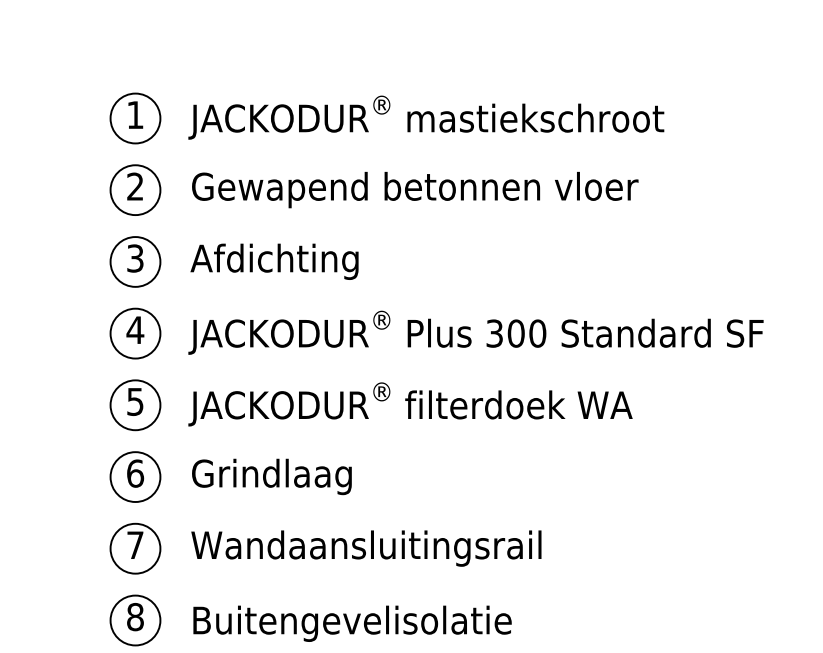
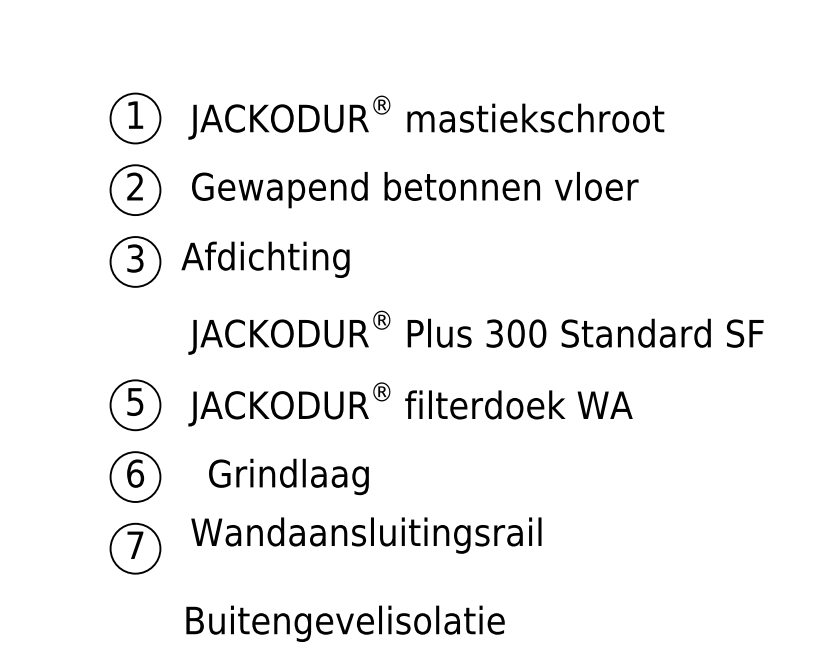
text position: (274, 261) -> (265, 259) (265, 259)
part: present -> none (135, 333)
text position: (271, 476) -> (288, 476) (288, 476)
text position: (366, 548) -> (366, 535) (366, 535)
part: present -> none (135, 620)
text position: (352, 623) -> (345, 623) (345, 623)
